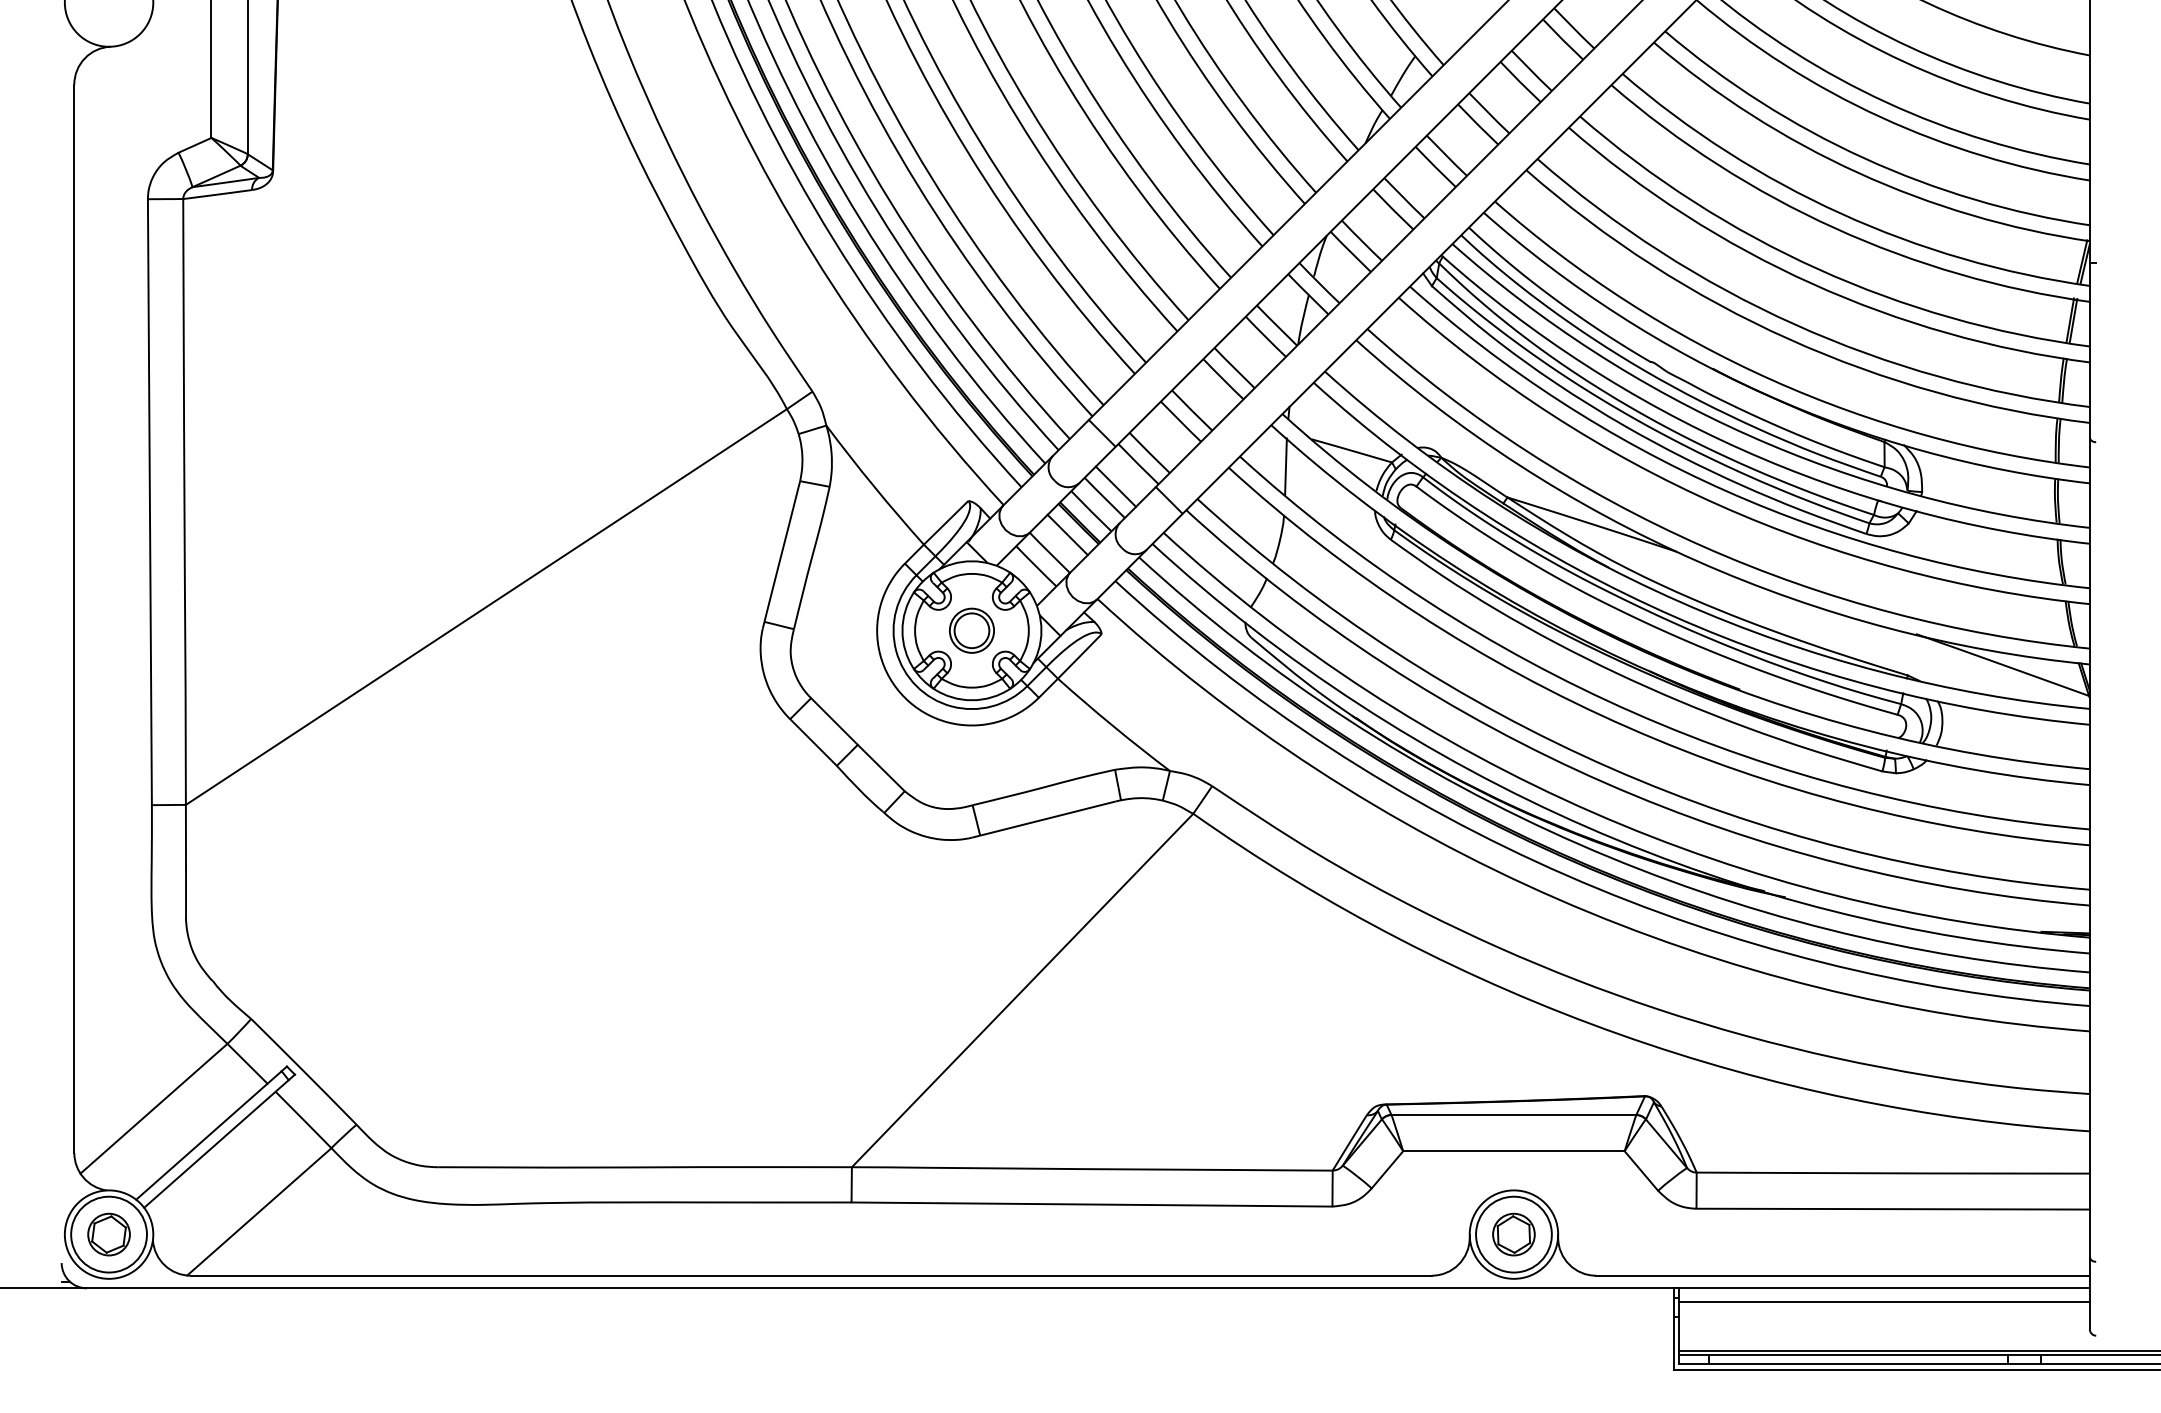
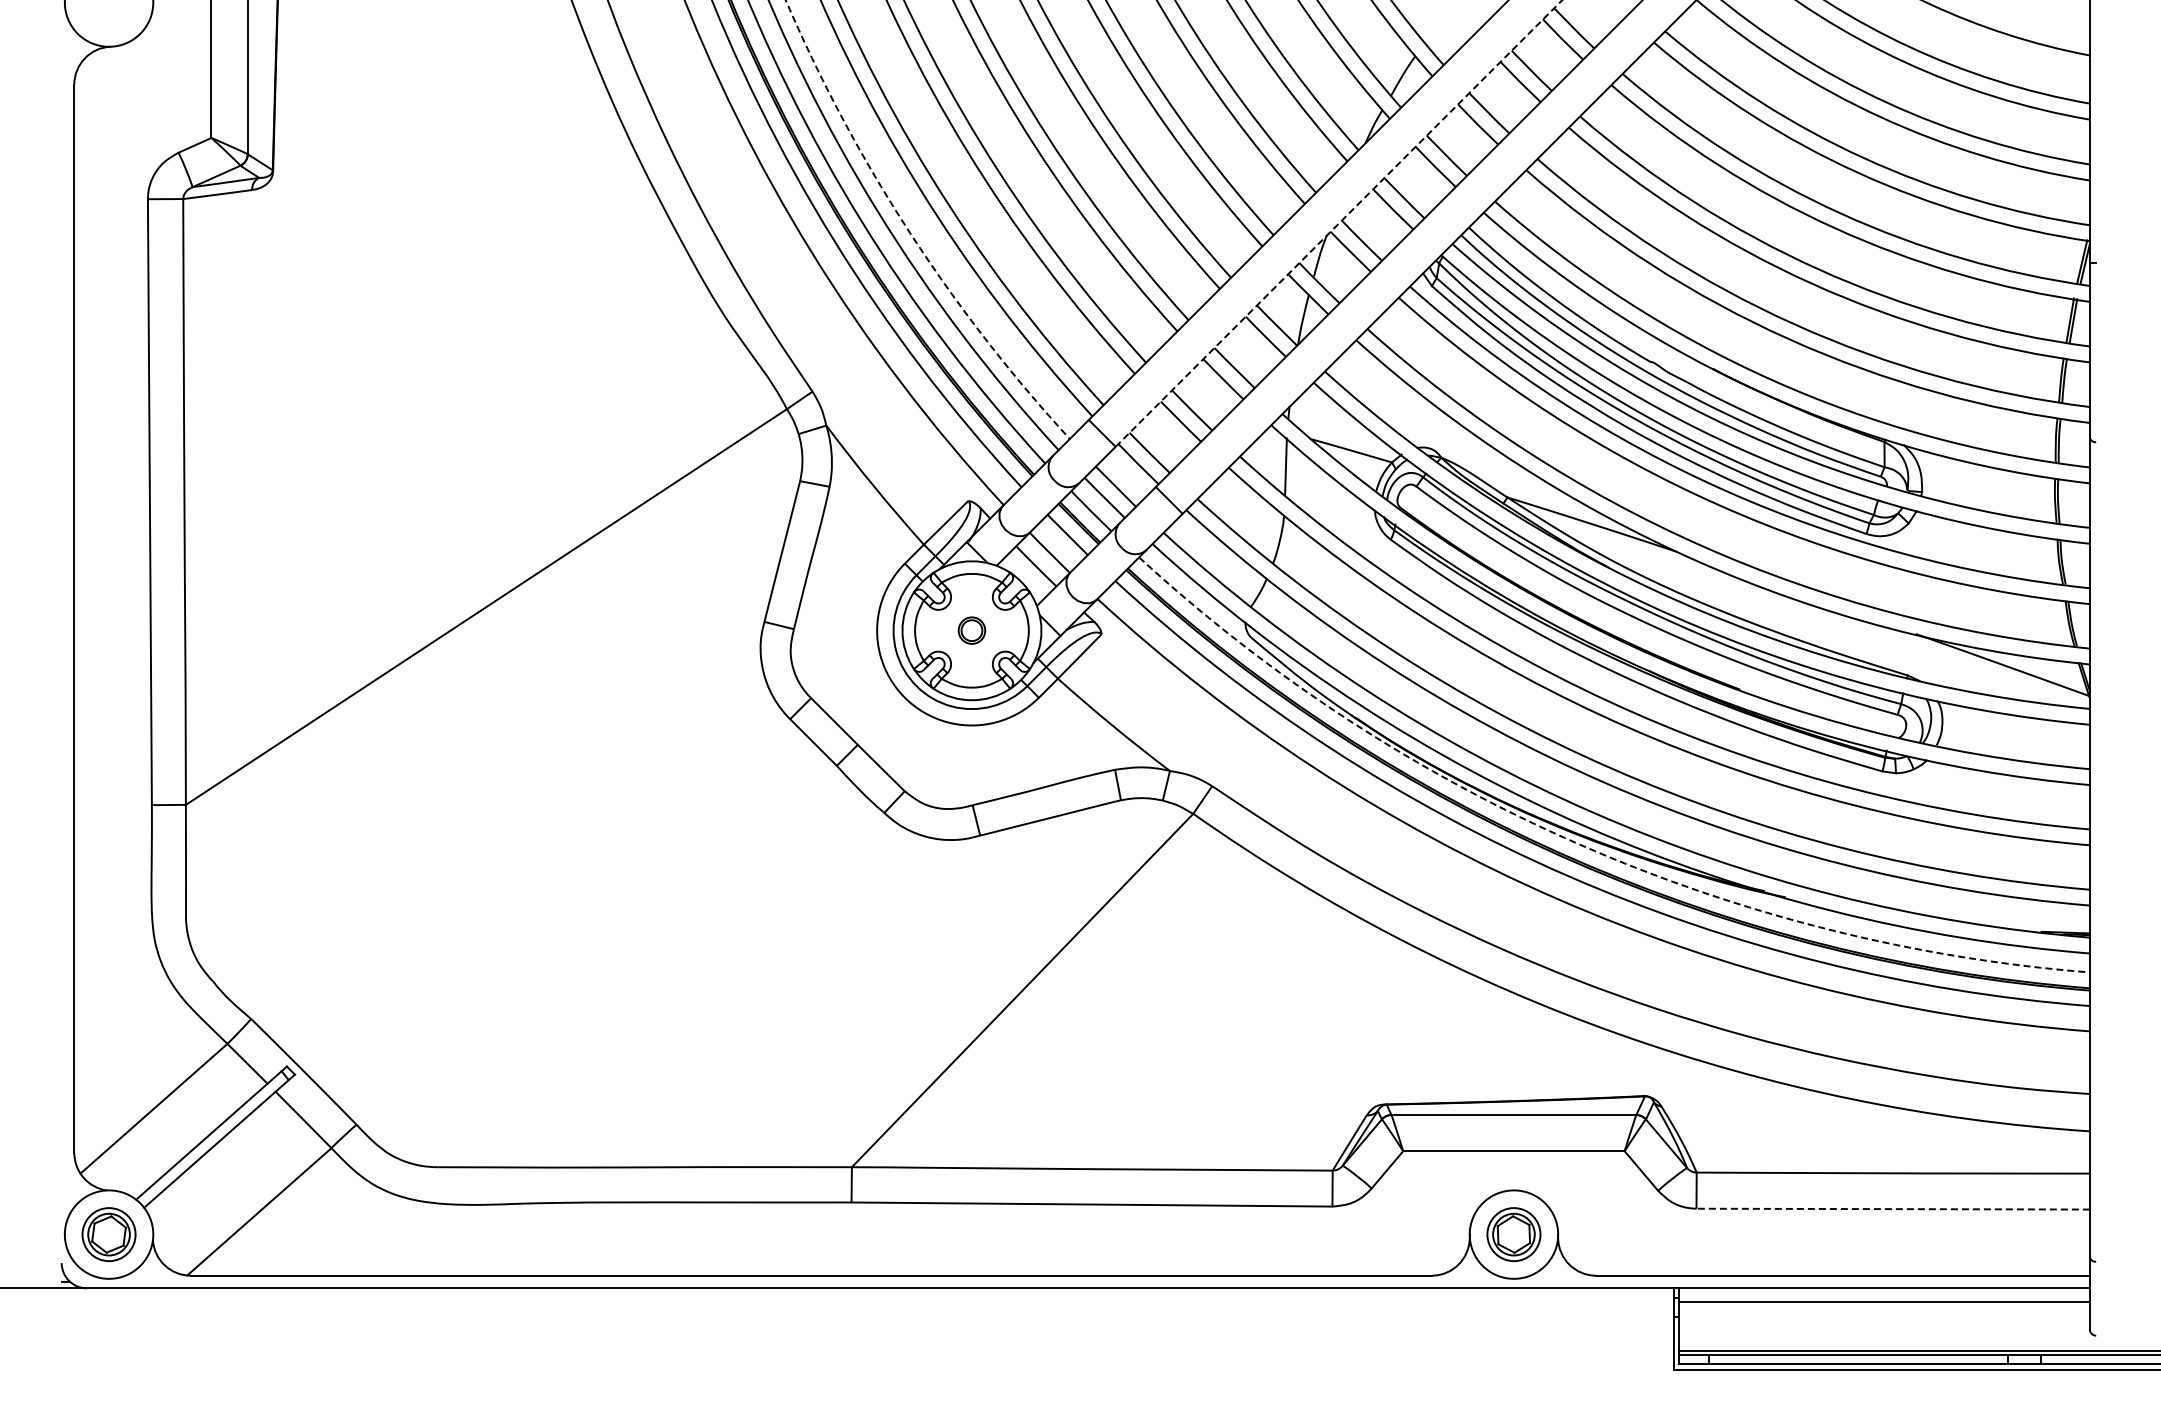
line: solid -> dashed (1339, 223)
arc: solid -> dashed (909, 231)
part size: 46x47 px -> 30x29 px (971, 630)
arc: solid -> dashed (1579, 844)
line: solid -> dashed (1893, 1209)
circle diameter: 76 px -> 53 px (108, 1234)
circle diameter: 76 px -> 53 px (1513, 1234)
